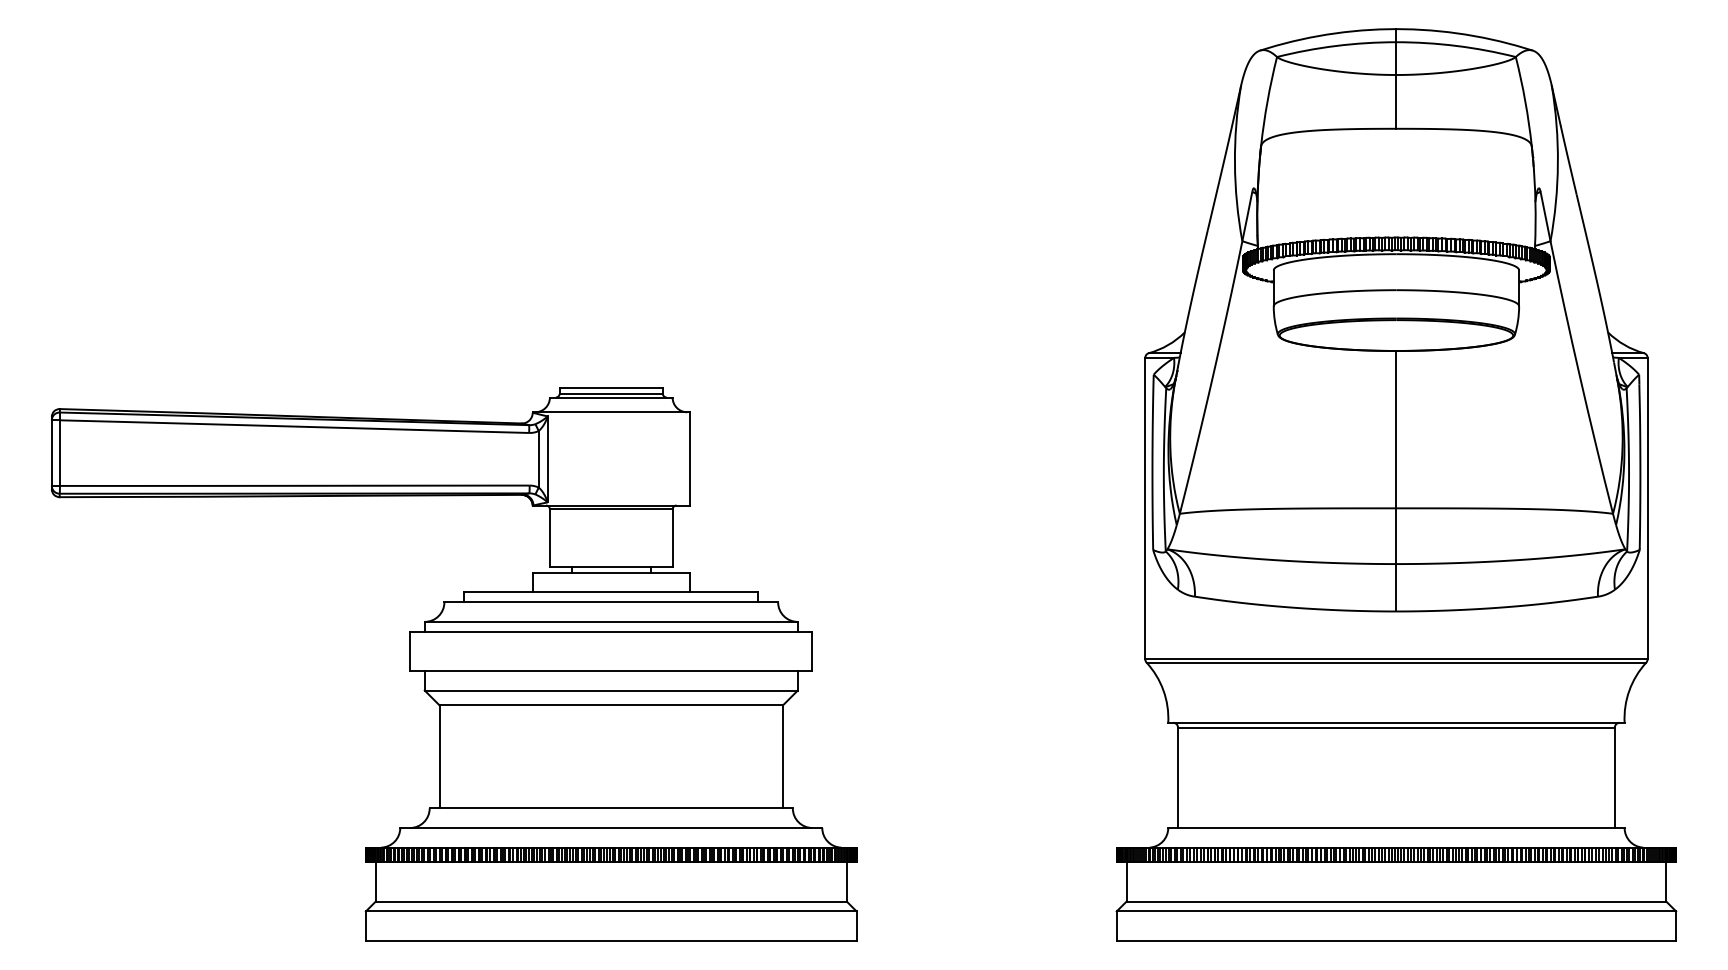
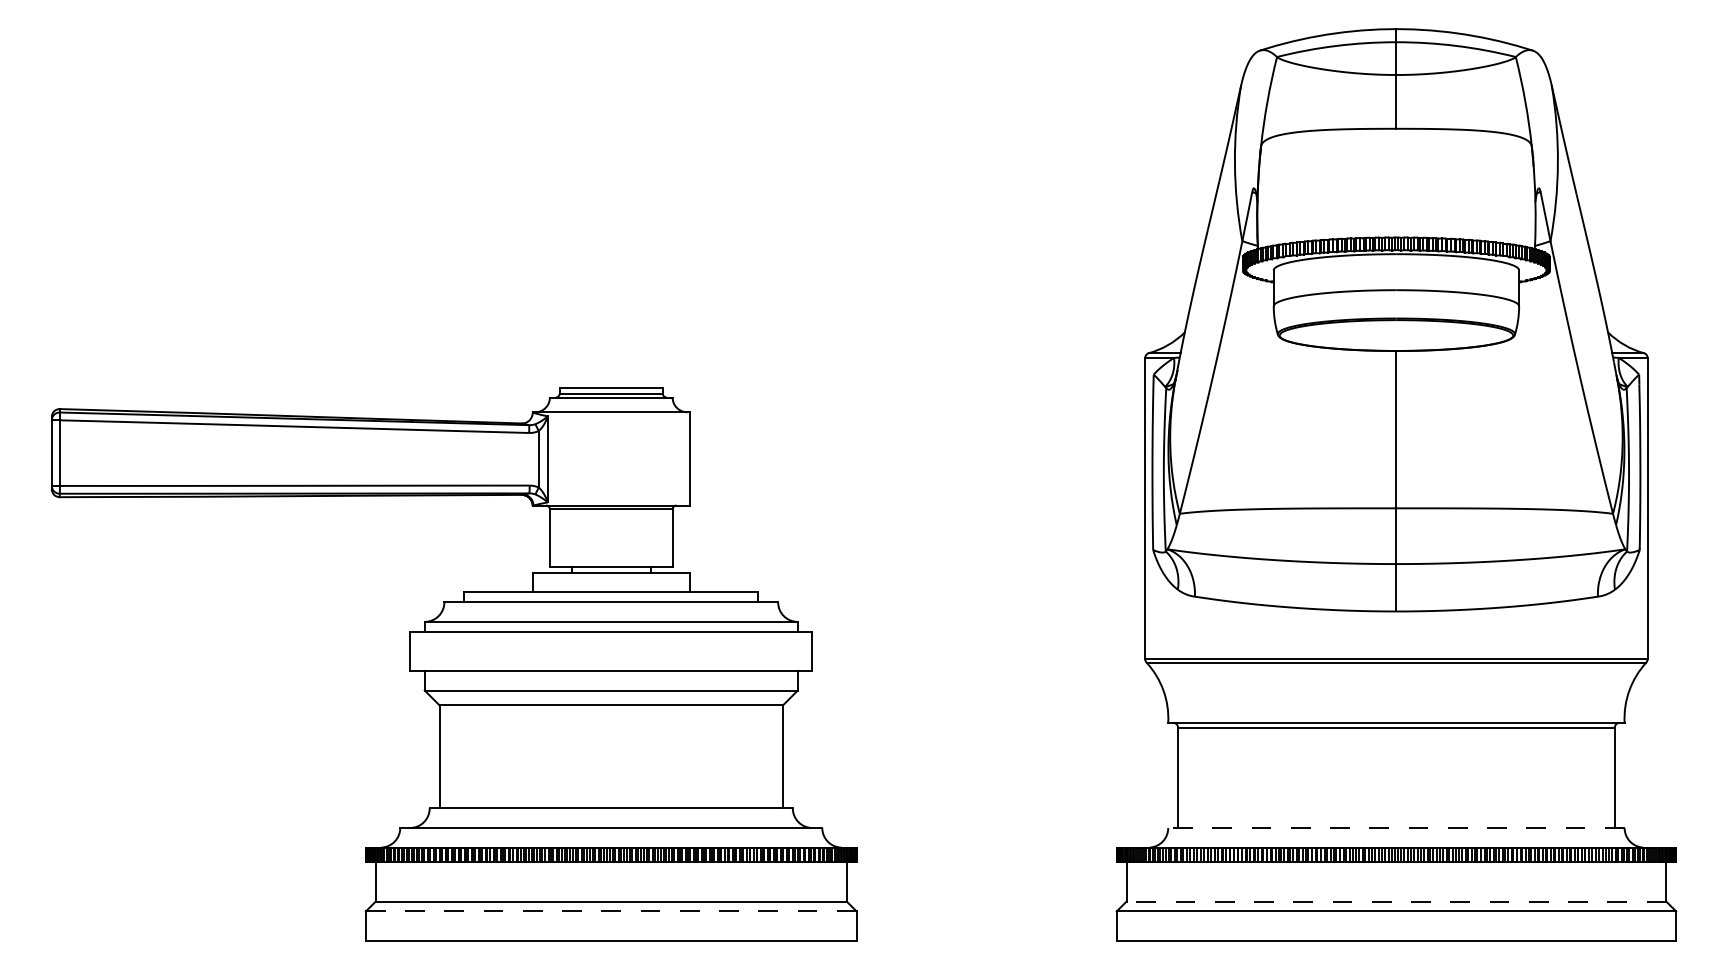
line: solid -> dashed (1395, 828)
line: solid -> dashed (1396, 901)
line: solid -> dashed (611, 911)
